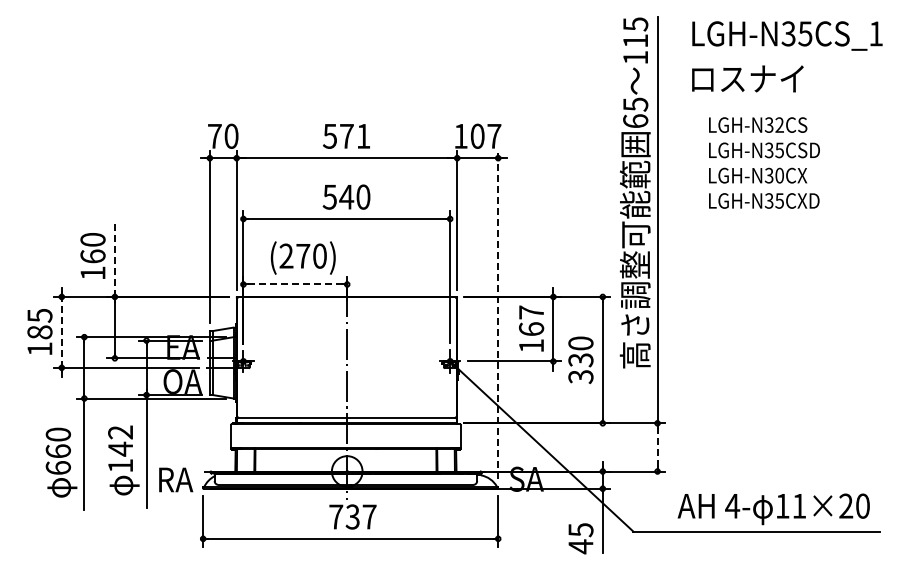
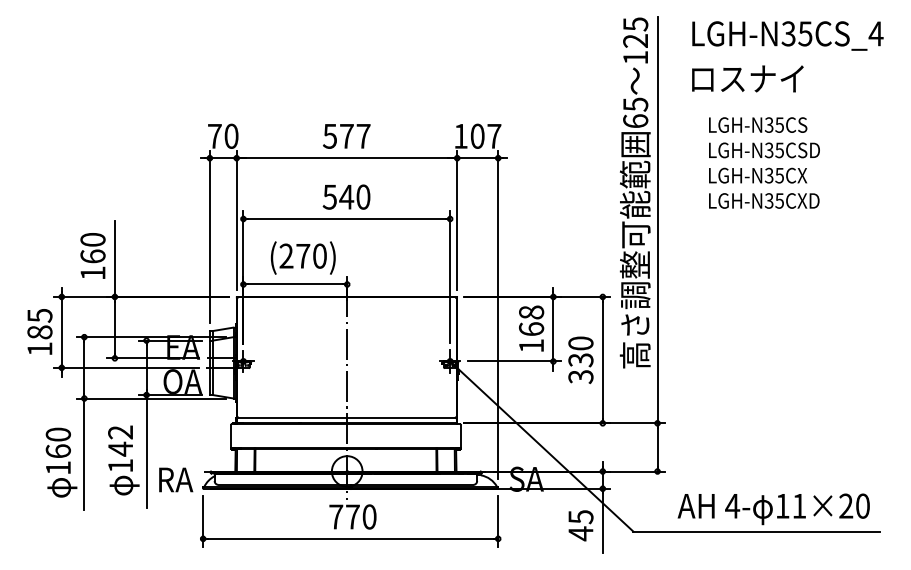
text: LGH-N35CS_1 -> LGH-N35CS_4 (875, 33)
text: 115 -> 125 (635, 40)
text: LGH-N32CS -> LGH-N35CS (779, 124)
text: 571 -> 577 (363, 136)
text: LGH-N30CX -> LGH-N35CX (779, 175)
line: dashed -> solid (114, 258)
line: dashed -> solid (295, 284)
text: 167 -> 168 (531, 312)
line: dashed -> solid (498, 314)
line: dashed -> solid (61, 331)
line: dashed -> solid (657, 446)
text: 660 -> 160 (58, 467)
text: 737 -> 770 (360, 516)
text position: (580, 538) -> (580, 525) (580, 525)
